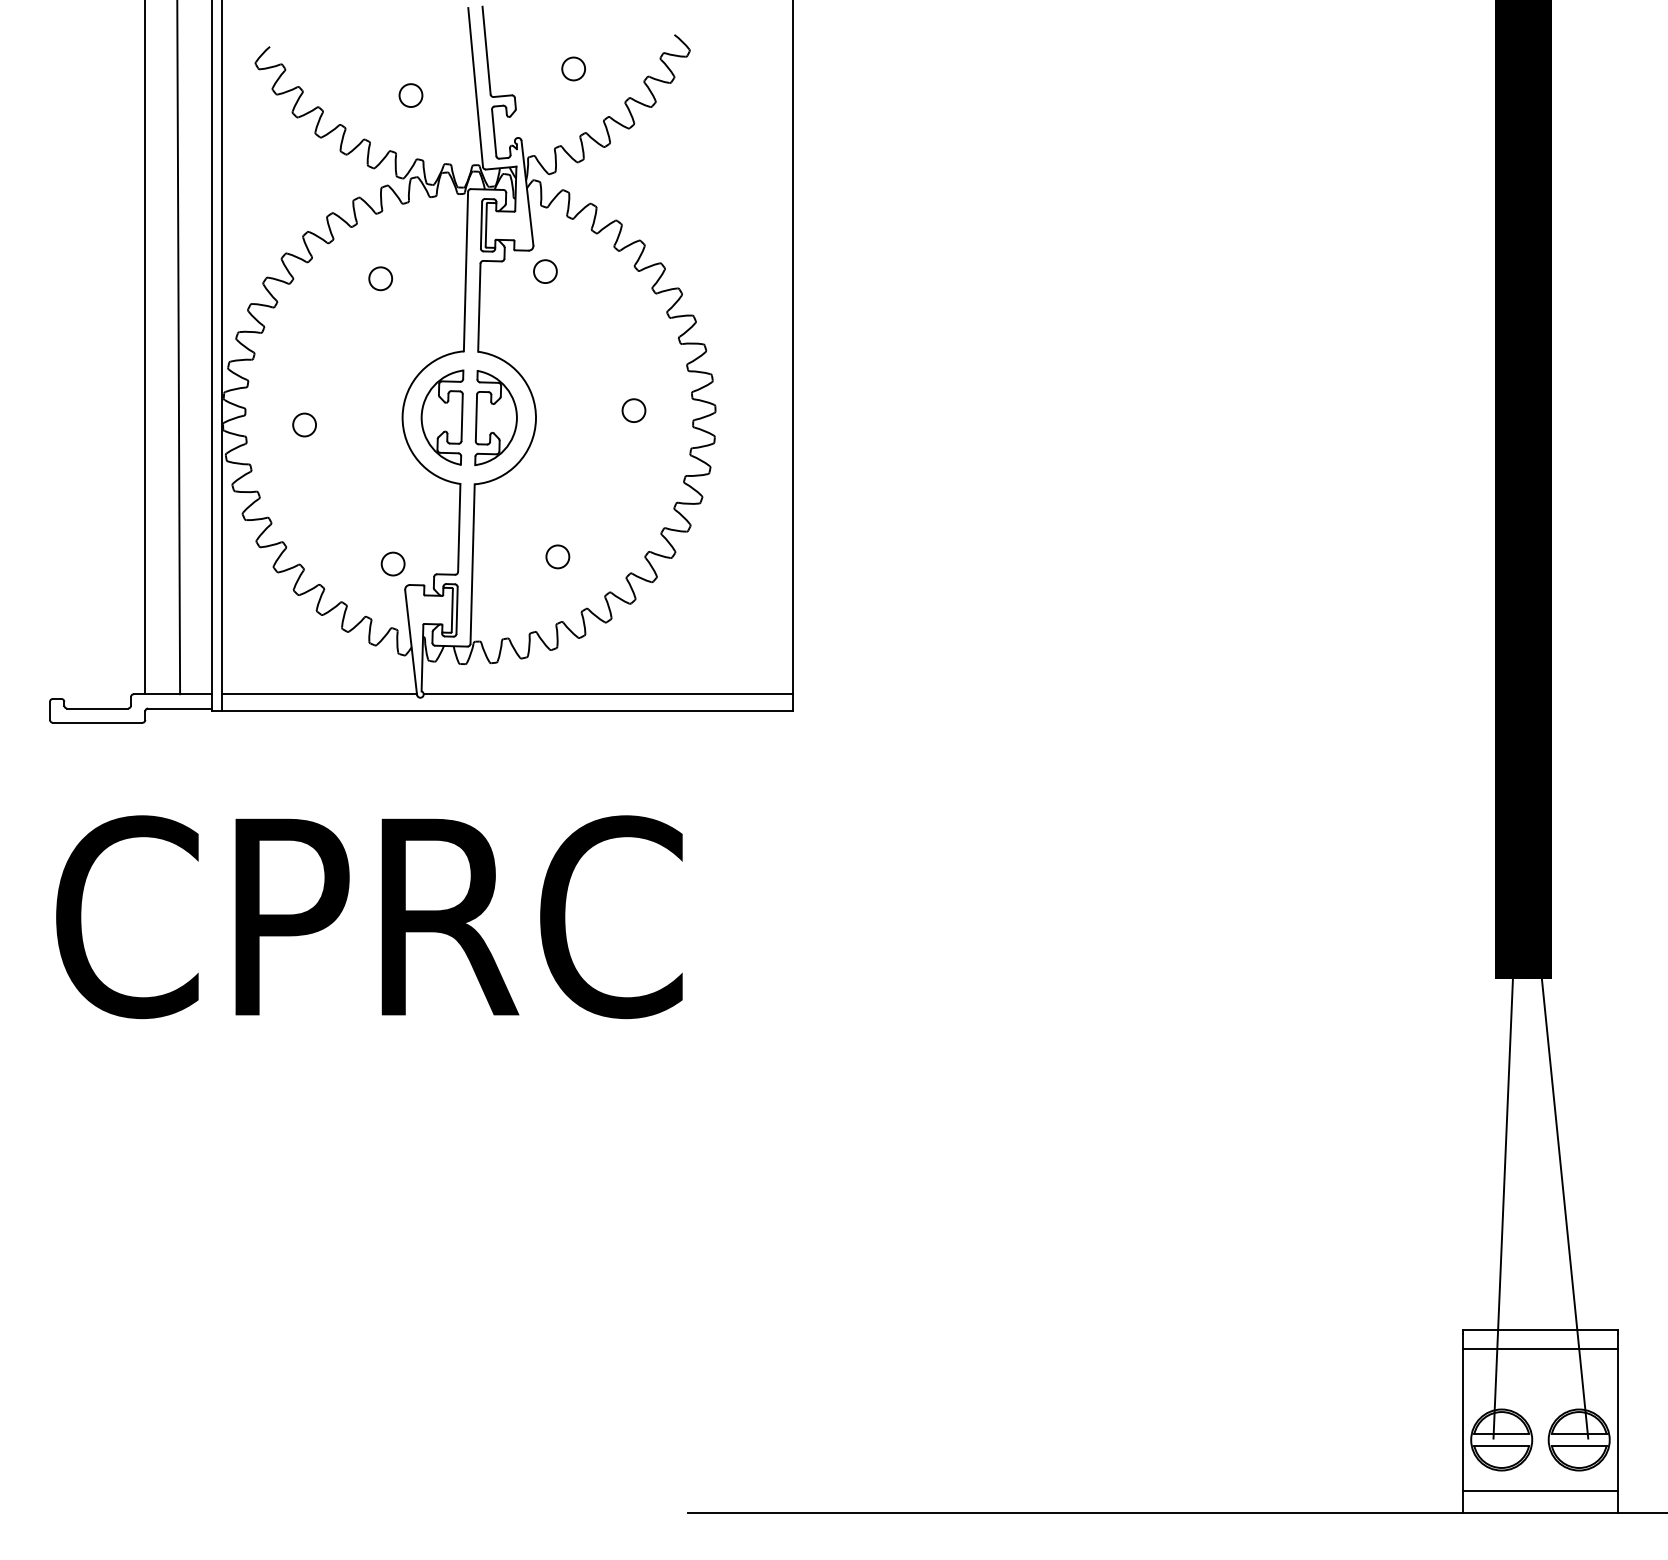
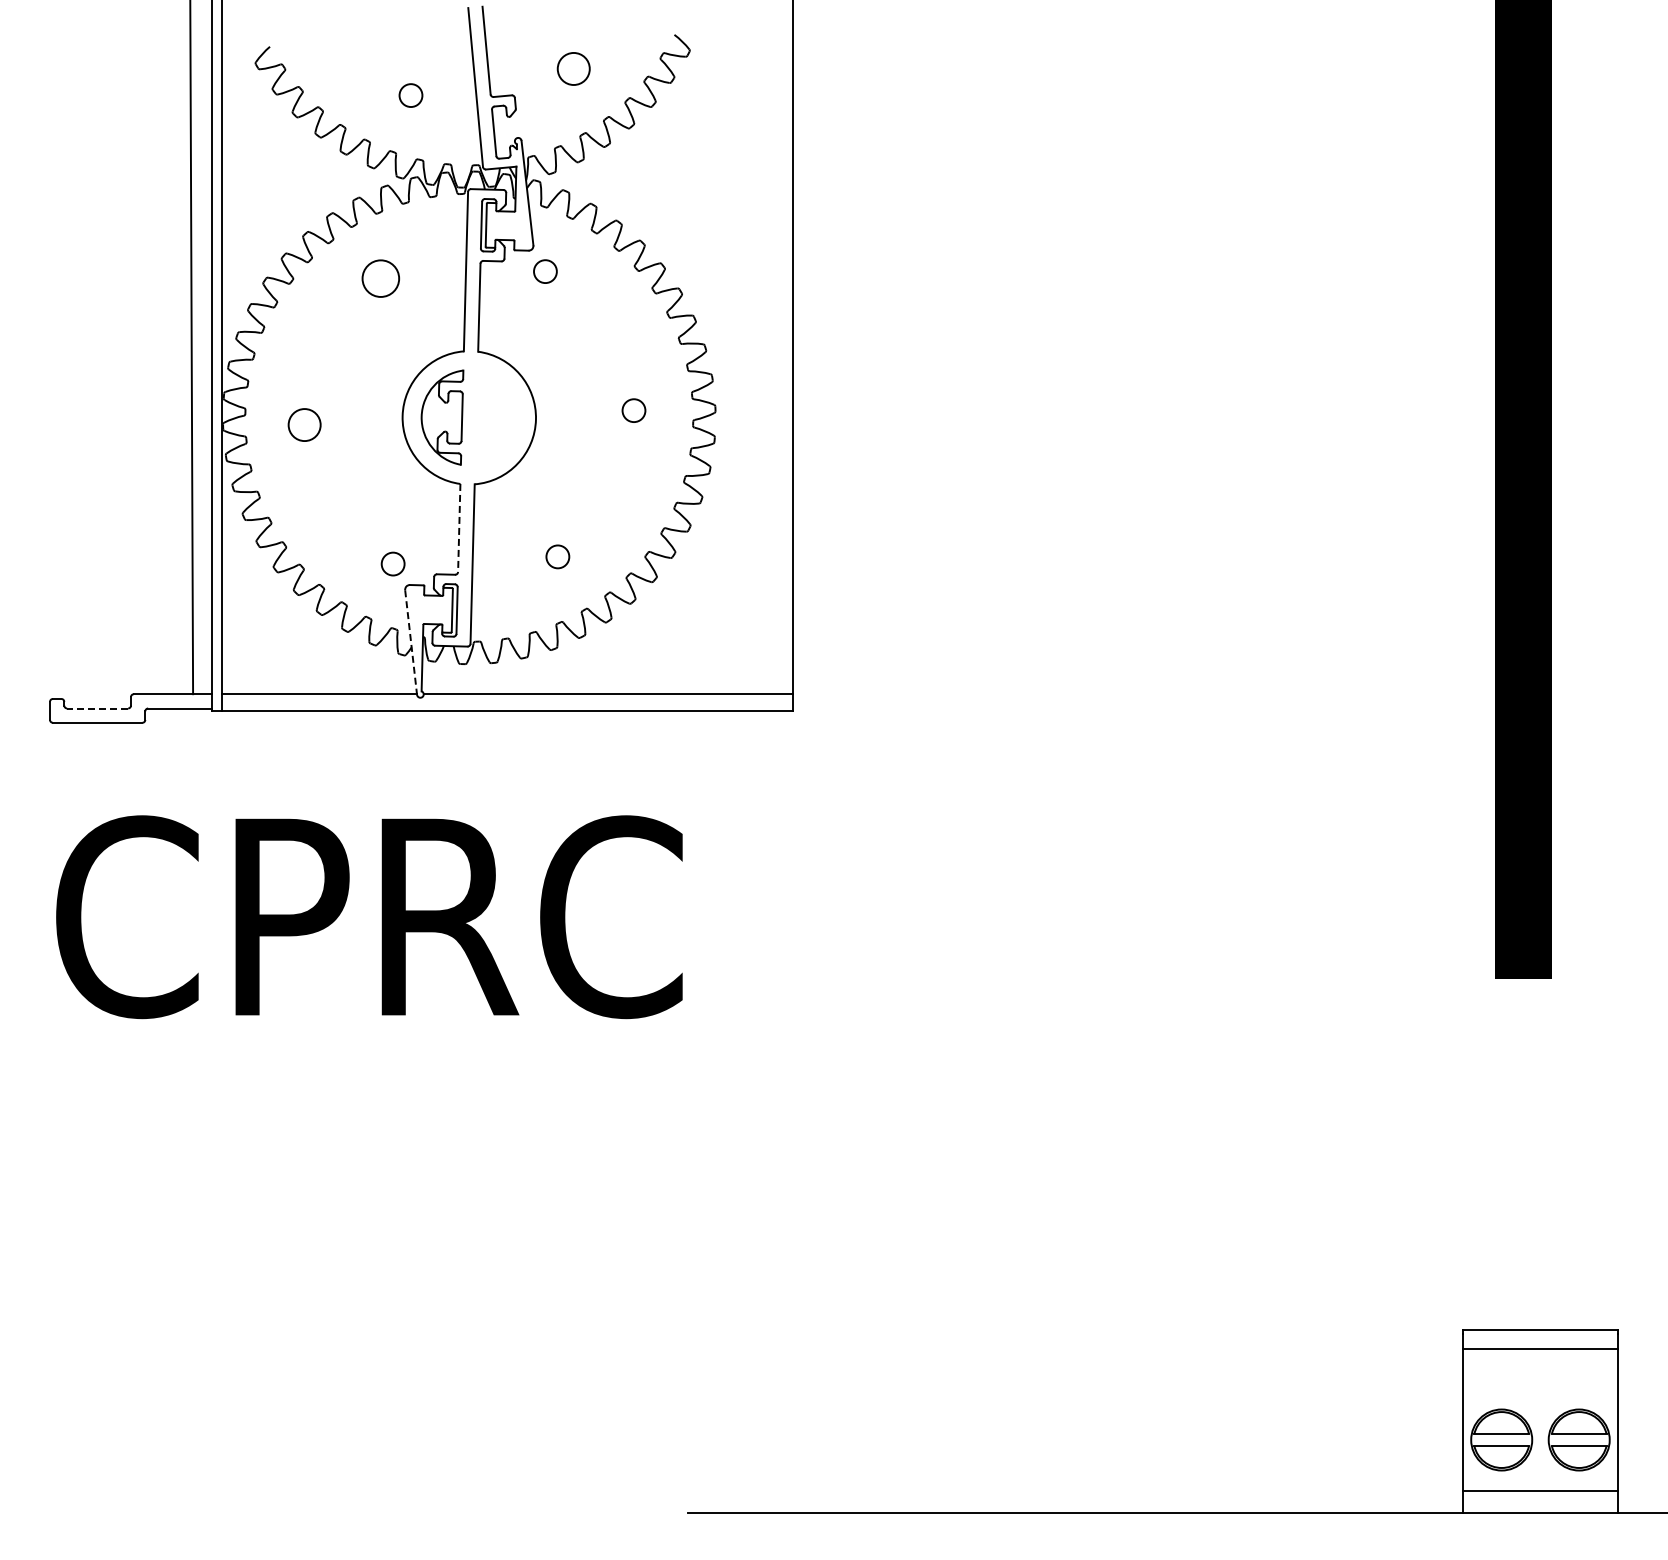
circle size: 25x26 px -> 35x34 px (573, 68)
circle size: 25x26 px -> 40x39 px (380, 278)
line: present -> none (145, 348)
line position: (178, 348) -> (191, 348) (191, 348)
part: present -> none (495, 418)
circle size: 25x26 px -> 35x34 px (304, 424)
line: solid -> dashed (459, 528)
line: solid -> dashed (411, 642)
line: solid -> dashed (97, 708)
line: present -> none (1503, 1186)
line: present -> none (1563, 1192)
